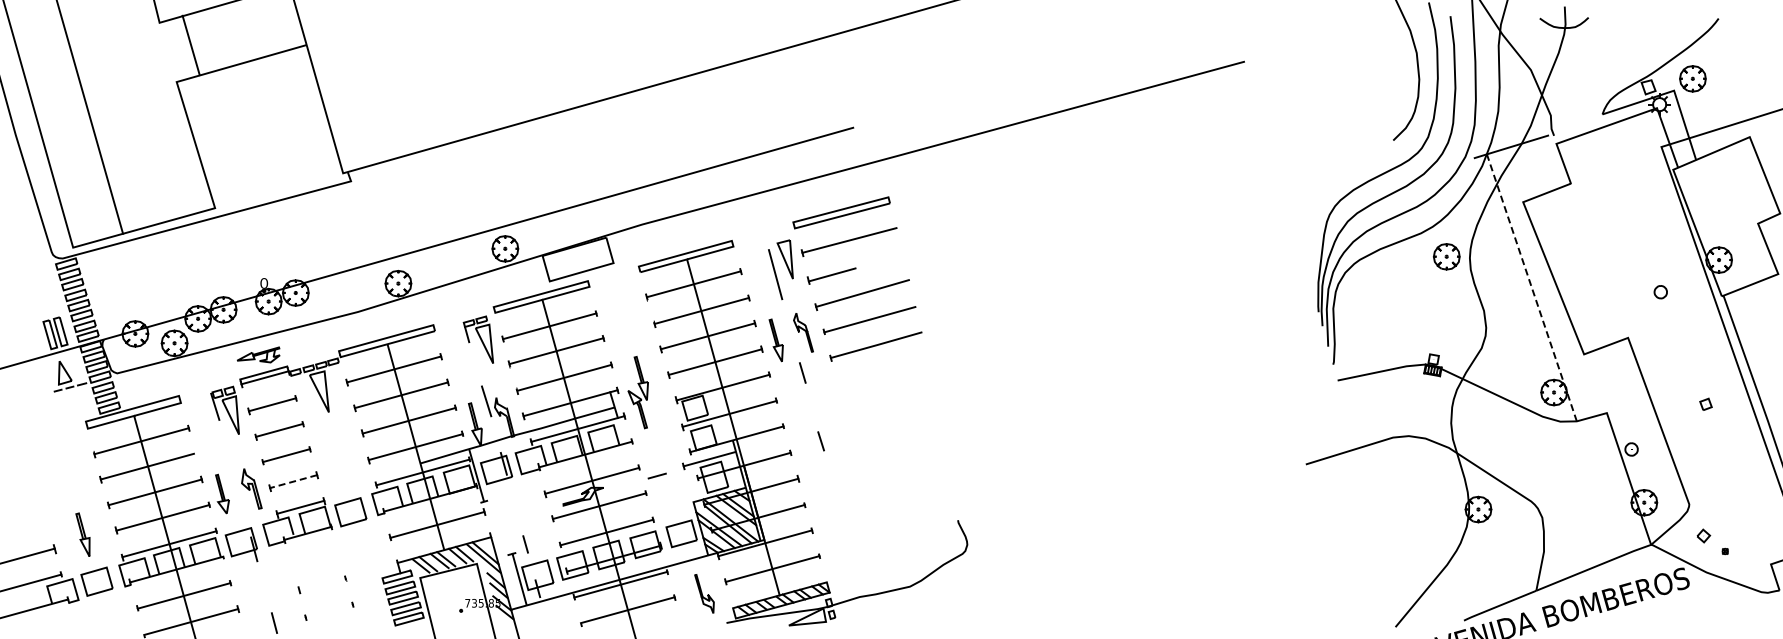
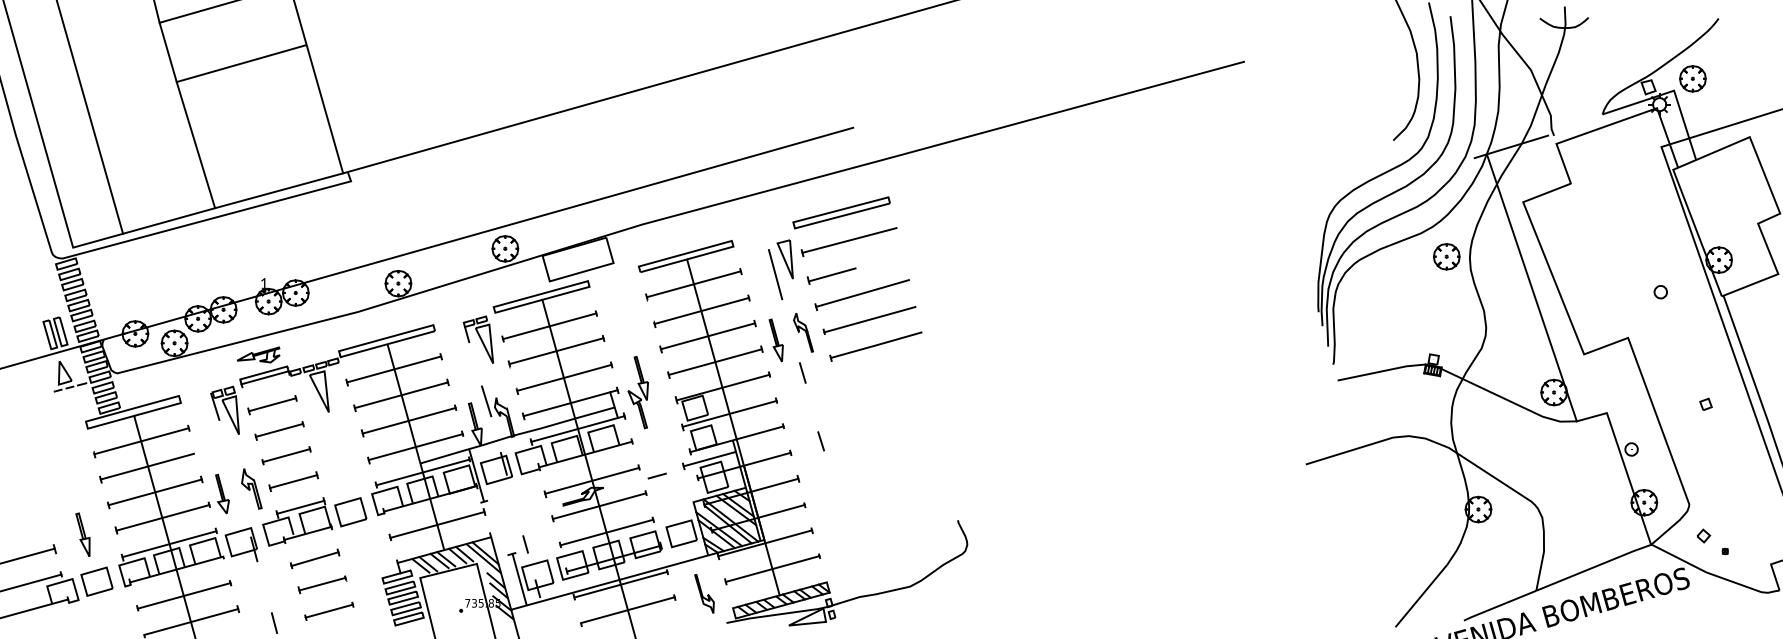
line position: (190, 45) -> (167, 52) (167, 52)
line: none -> present (279, 190)
text: 0 -> 1 (264, 283)
line: dashed -> solid (1531, 287)
line: dashed -> solid (293, 481)
part: none -> present (315, 558)
line: none -> present (322, 583)
line: none -> present (328, 610)
